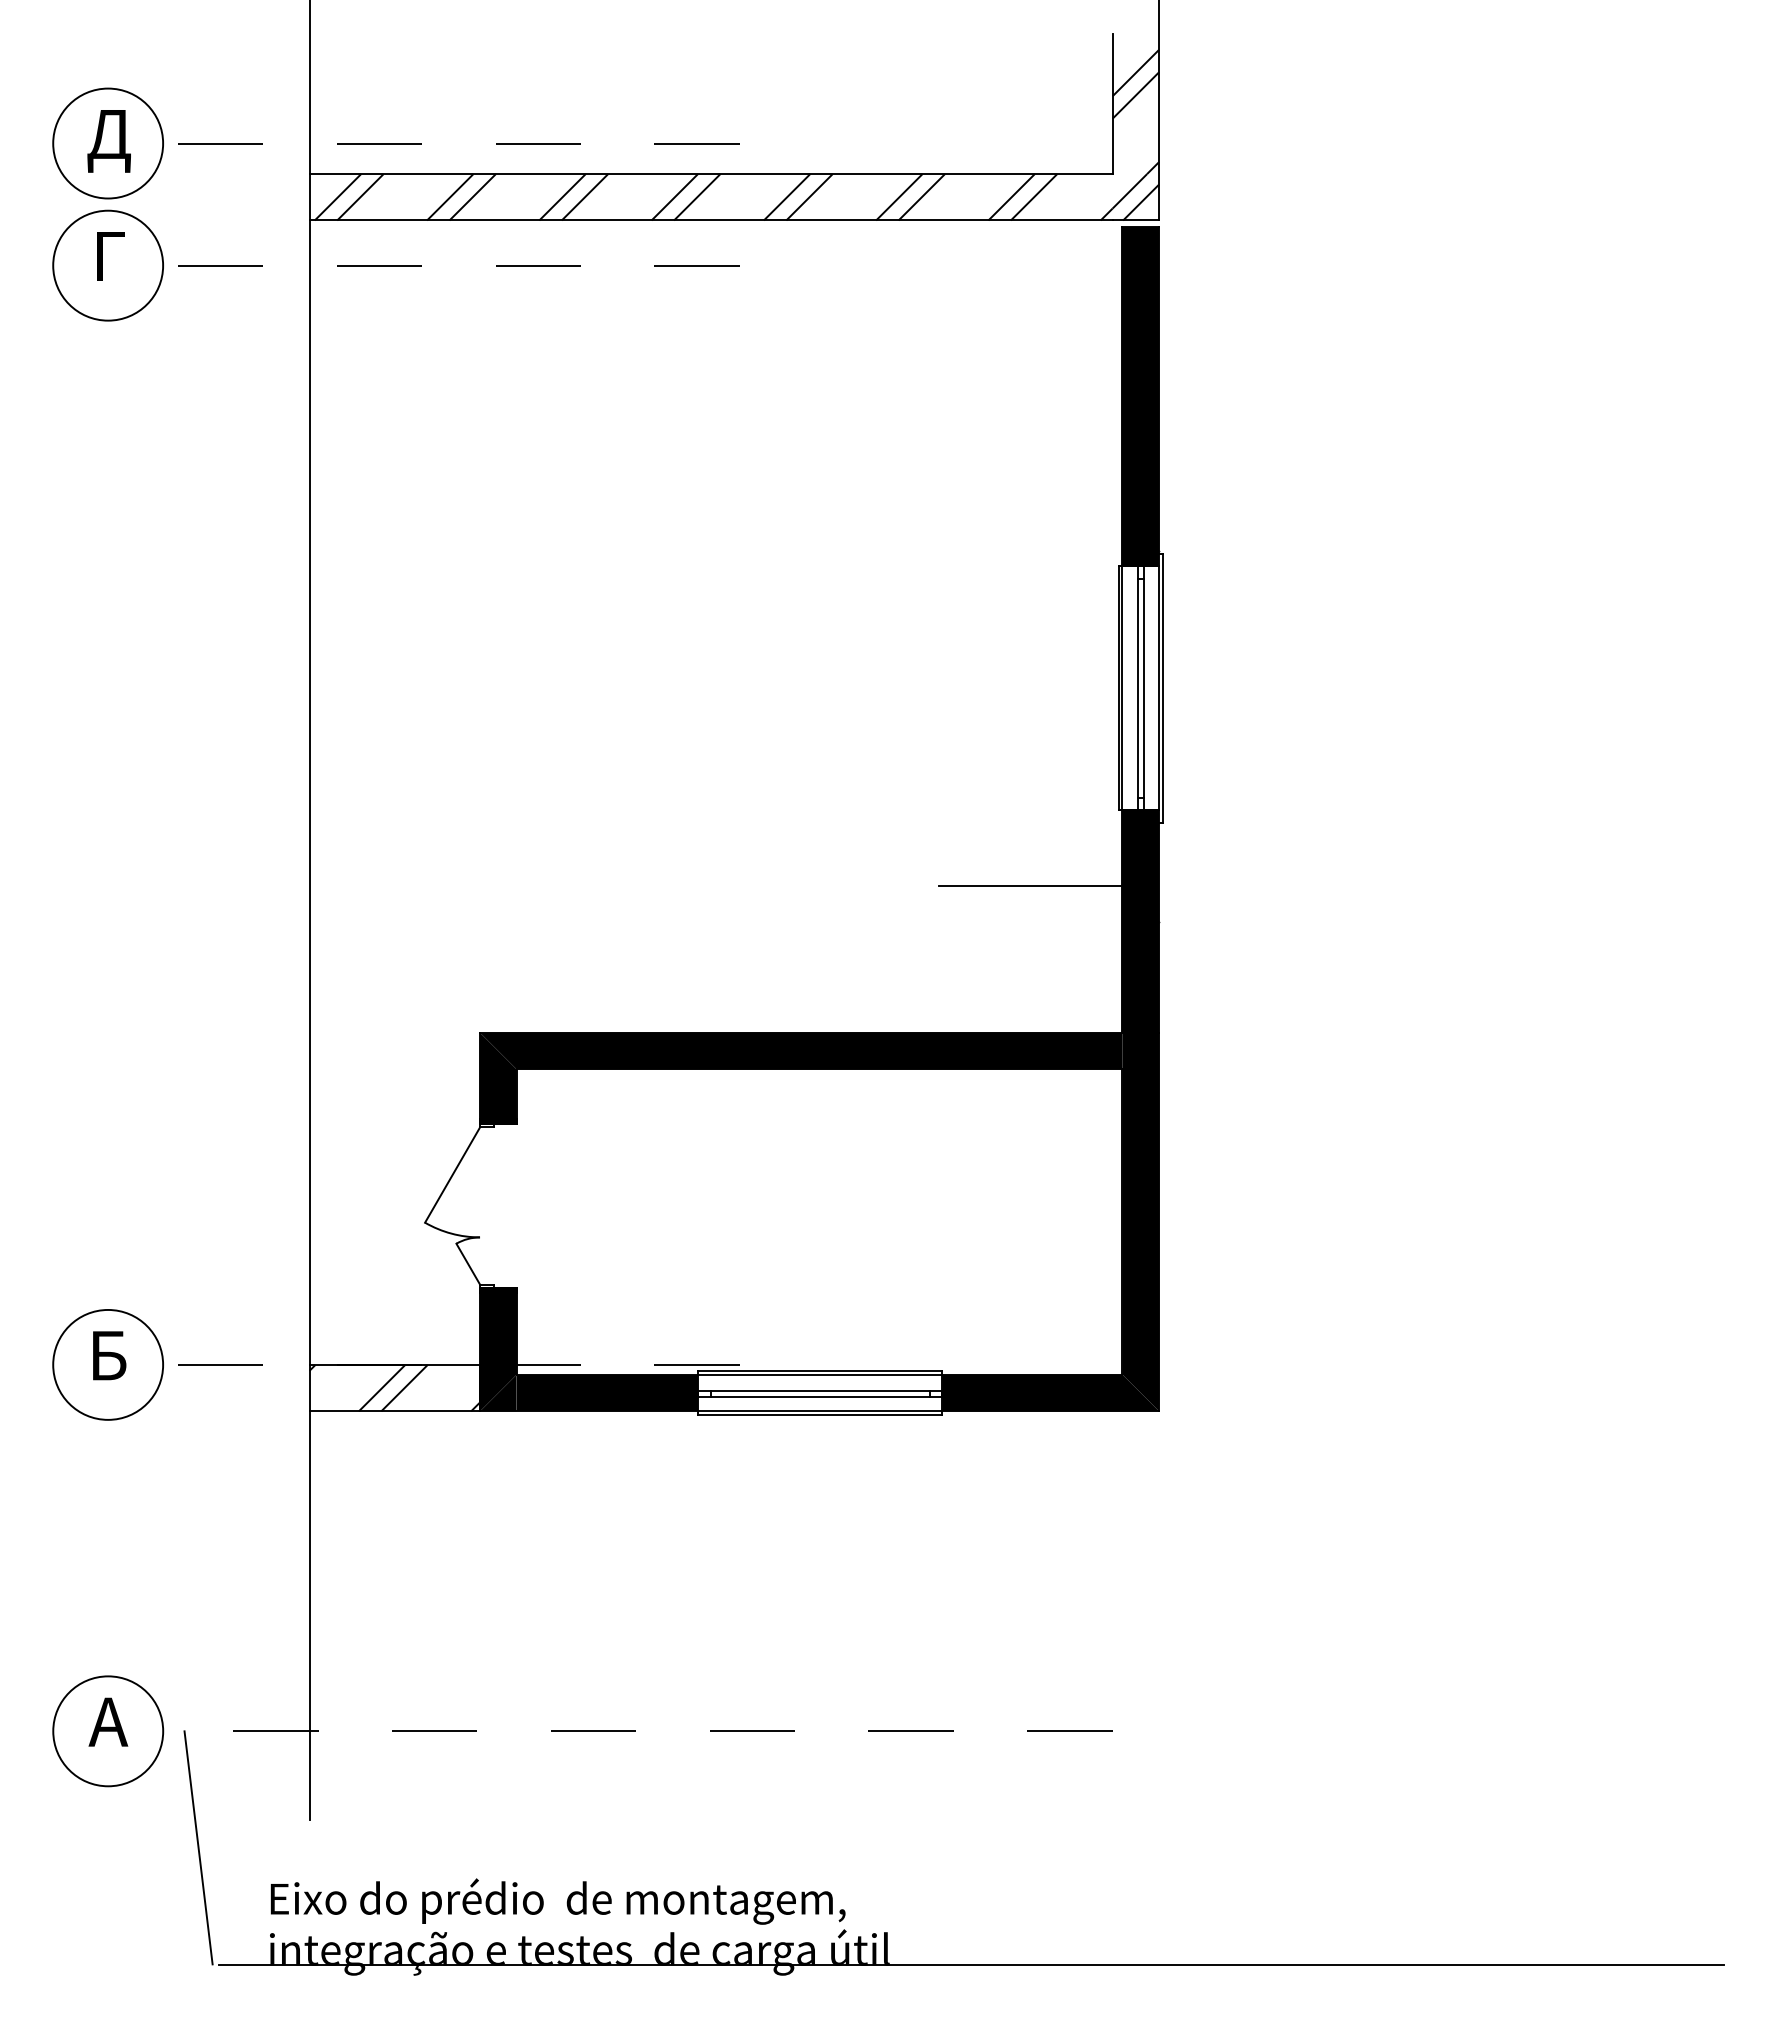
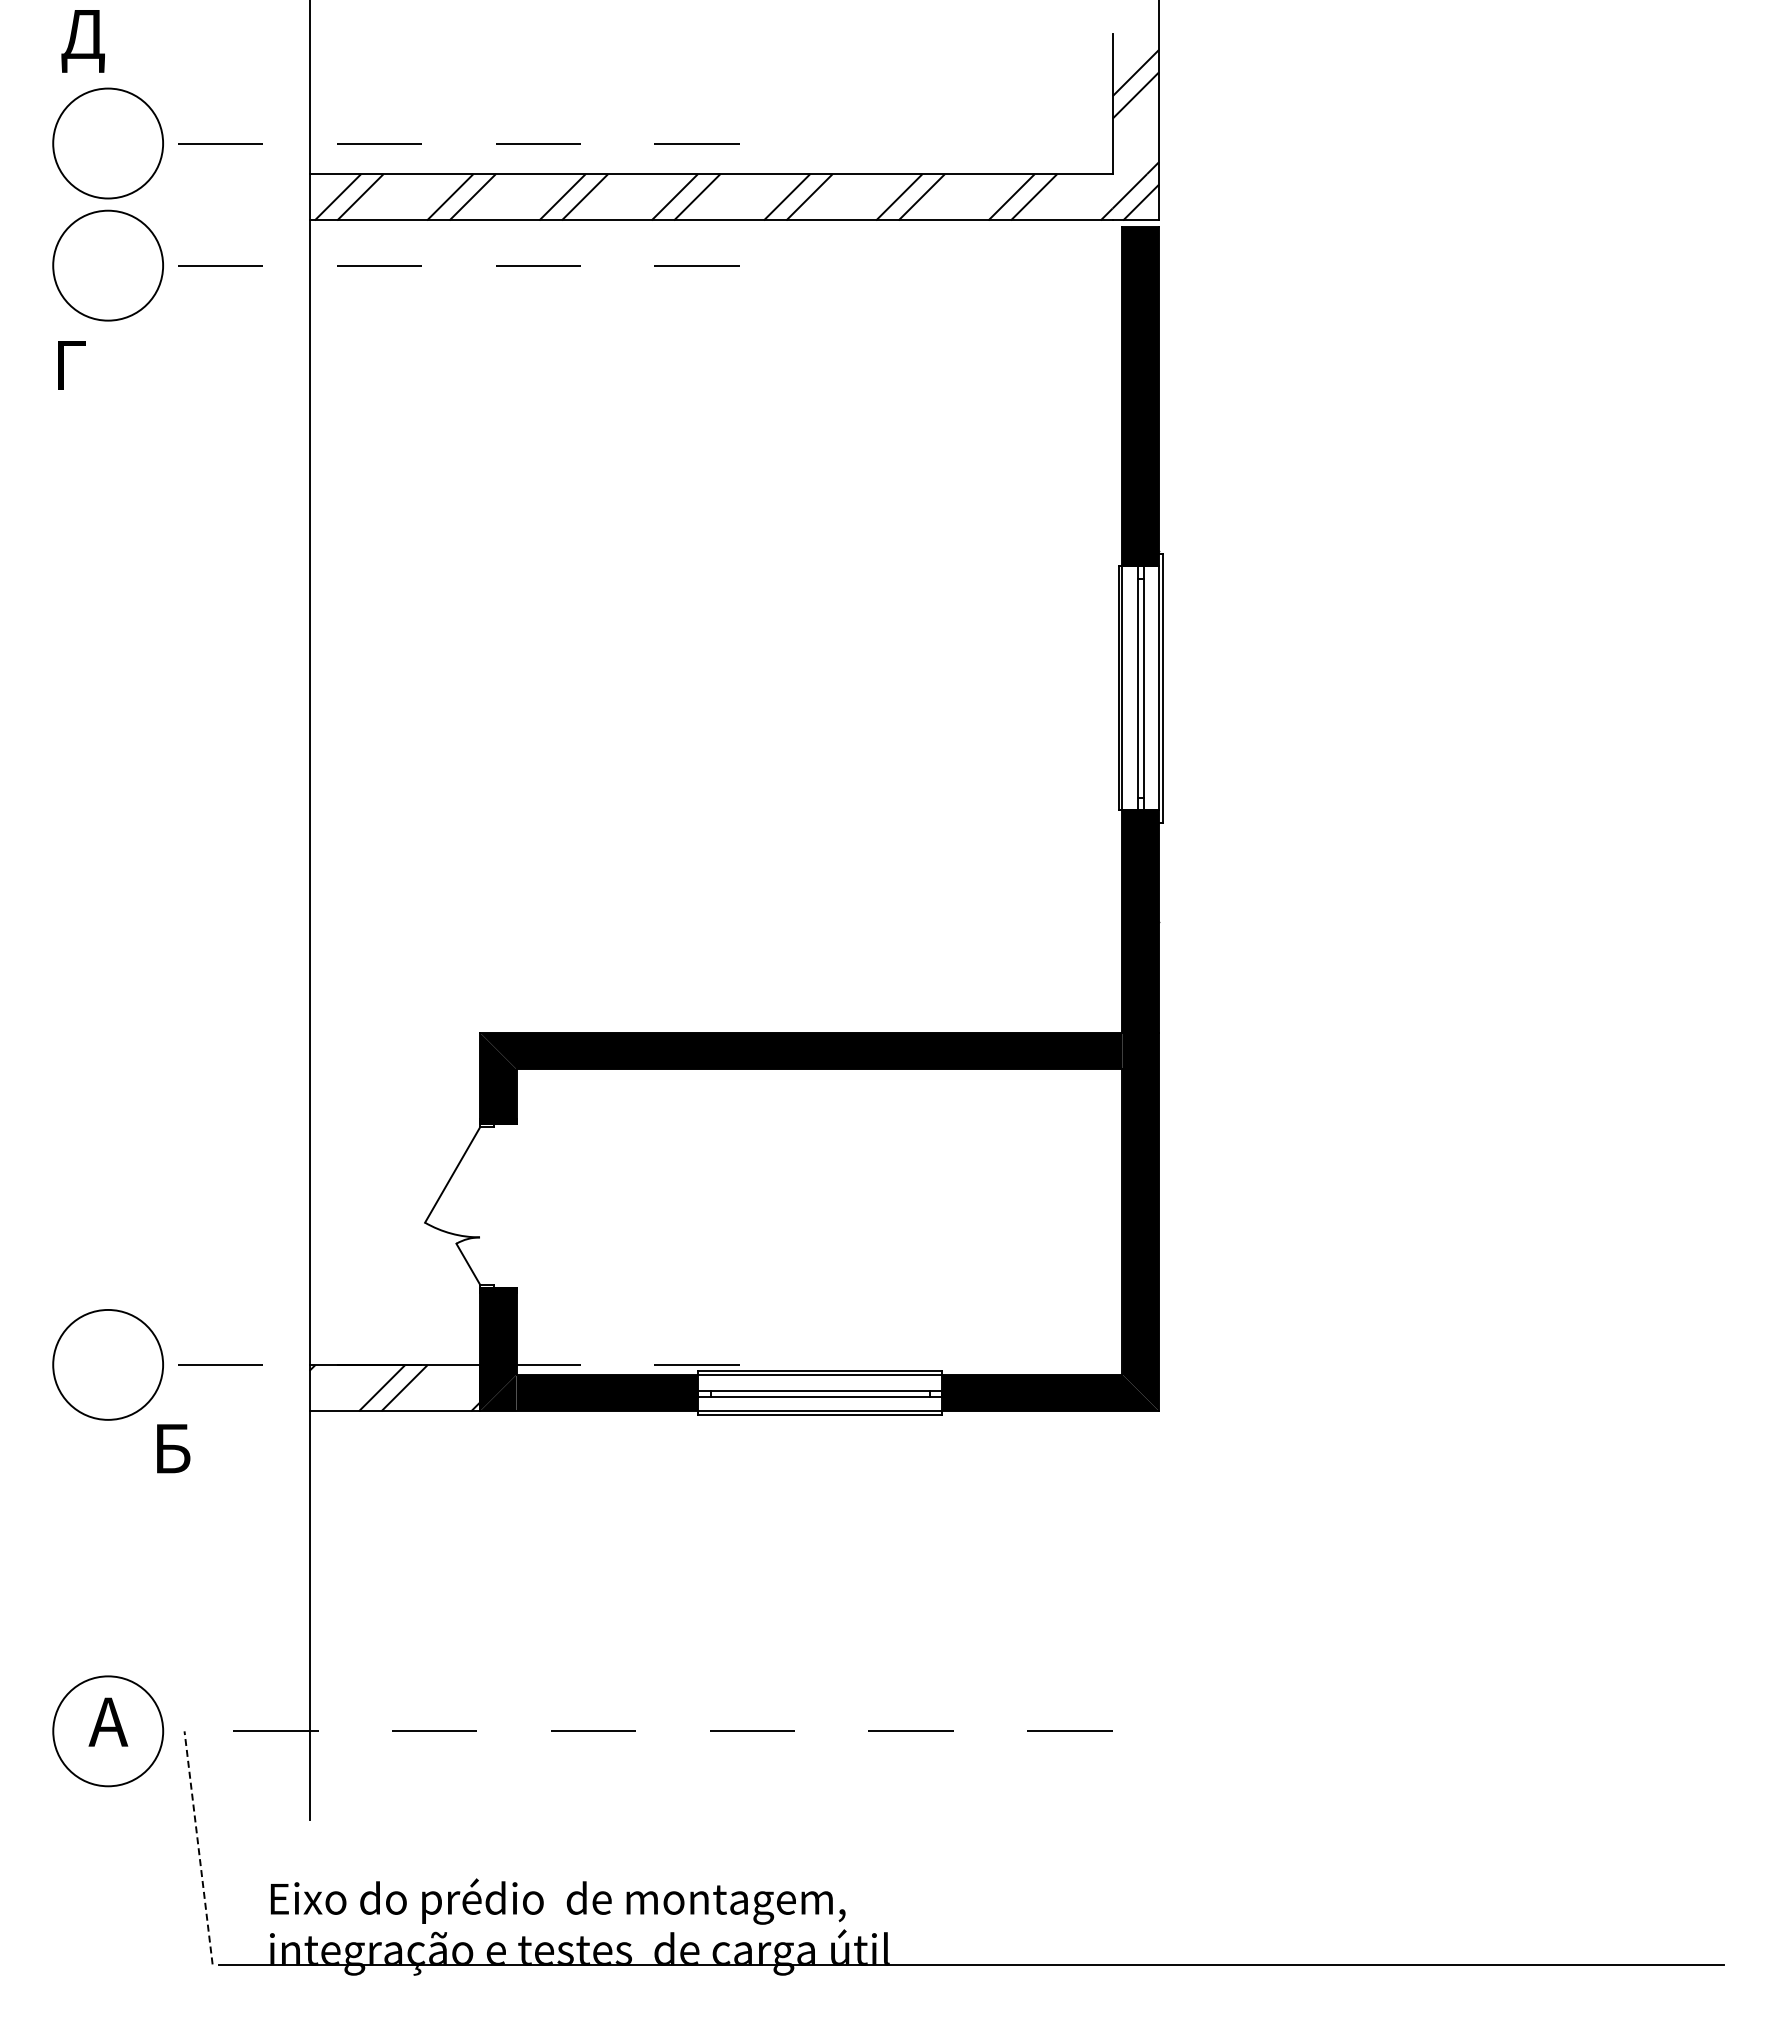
text position: (108, 141) -> (82, 41) (82, 41)
text position: (110, 256) -> (71, 365) (71, 365)
line: present -> none (1030, 885)
text position: (109, 1355) -> (173, 1448) (173, 1448)
line: solid -> dashed (198, 1847)
